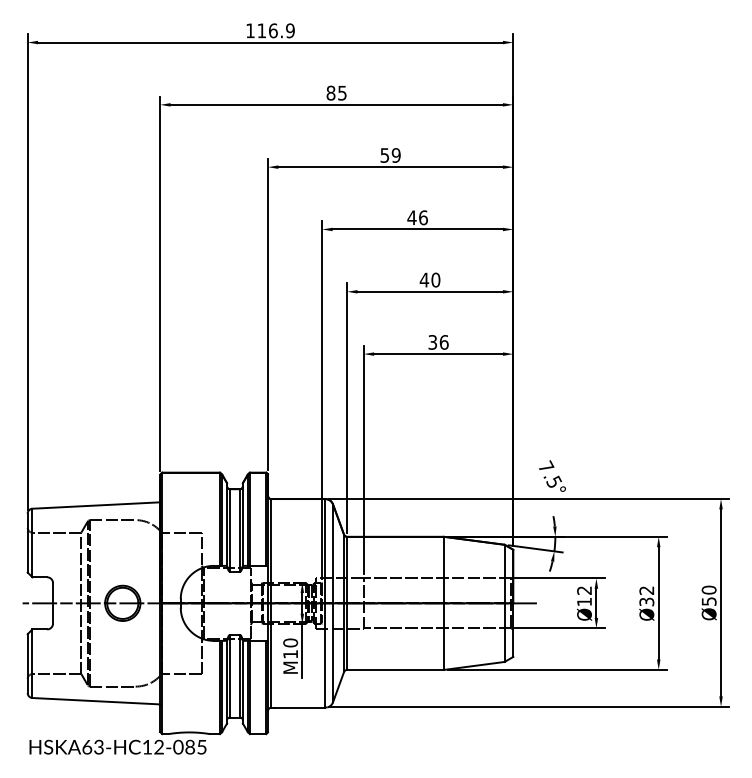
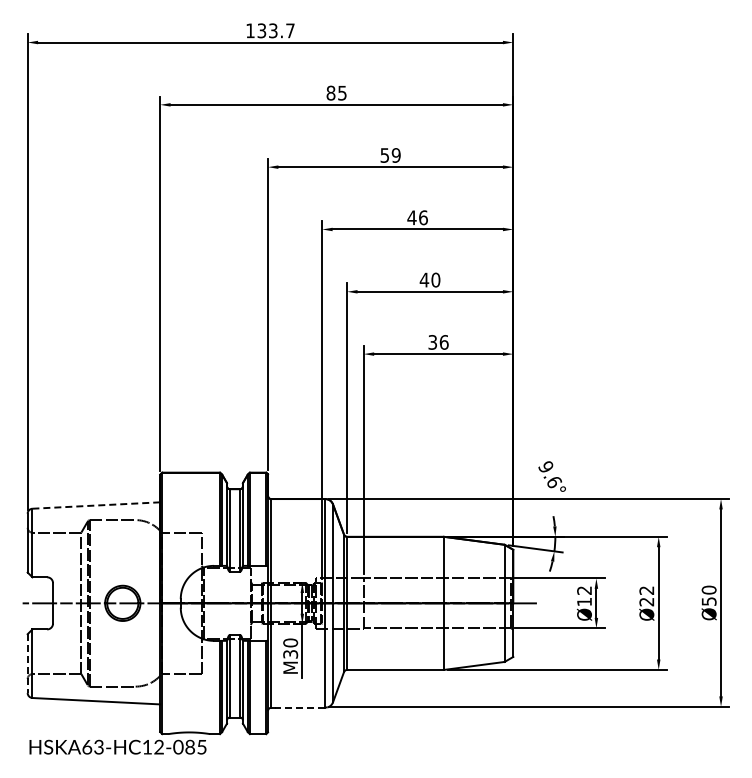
text: 116.9 -> 133.7 (275, 30)
text: 7.5° -> 9.6° (549, 474)
line: solid -> dashed (96, 505)
text: Ø32 -> Ø22 (646, 601)
text: M10 -> M30 (290, 654)
line: solid -> dashed (27, 664)
line: solid -> dashed (300, 707)
